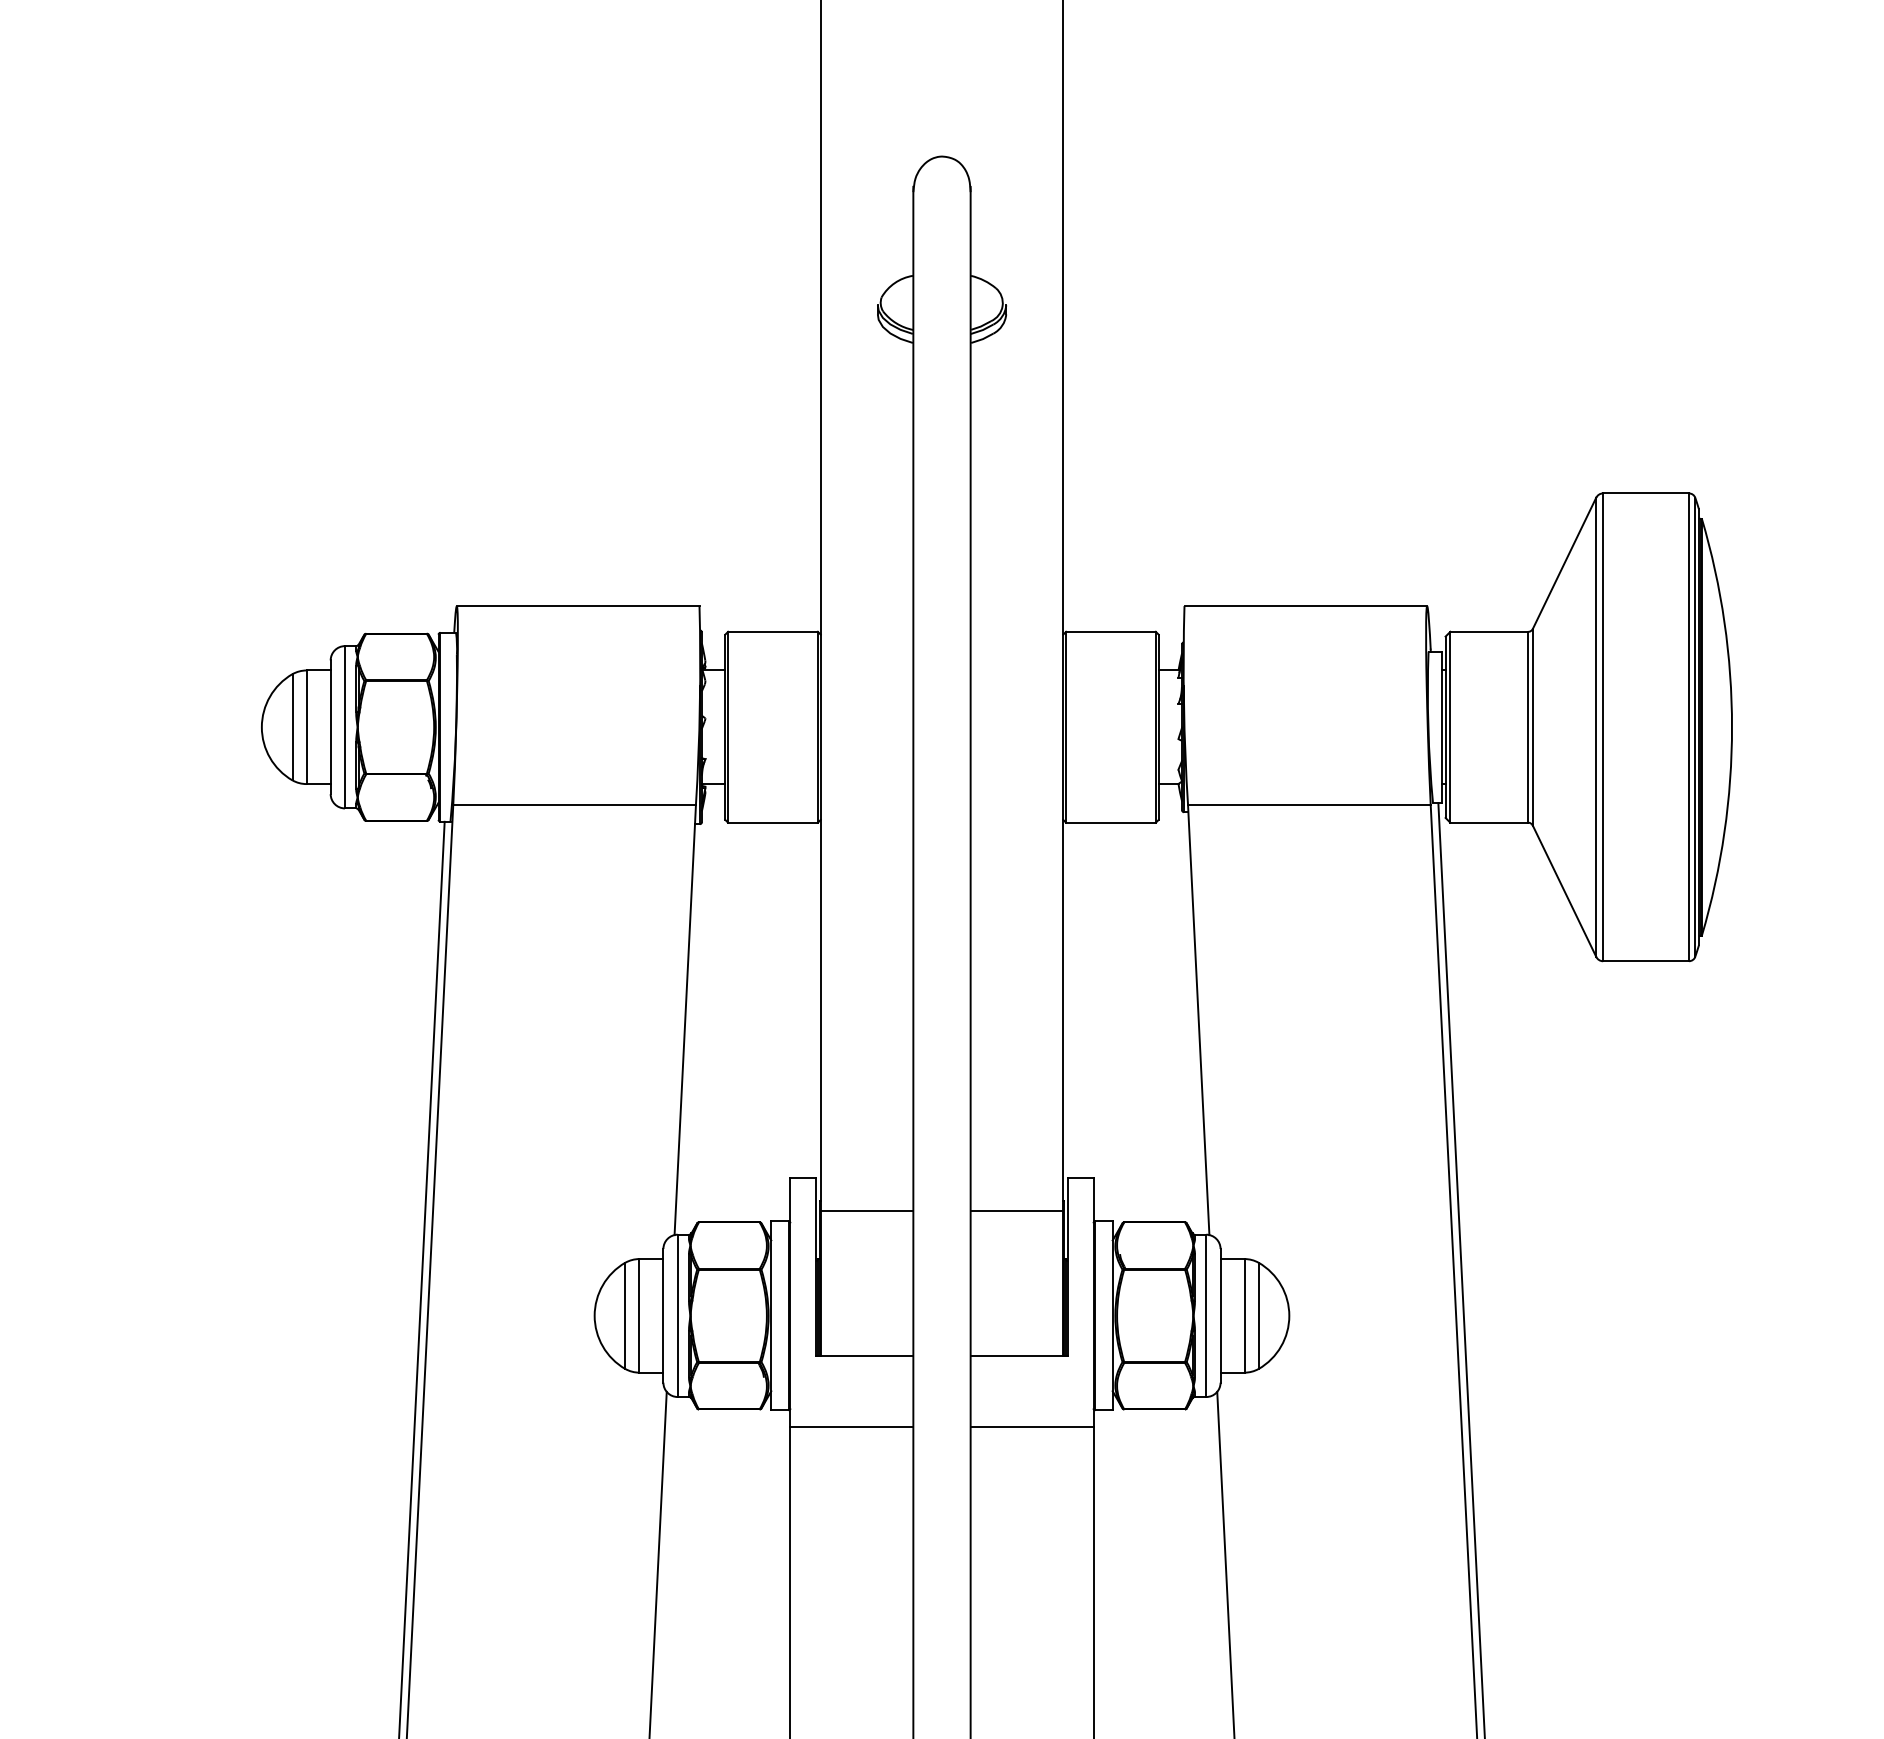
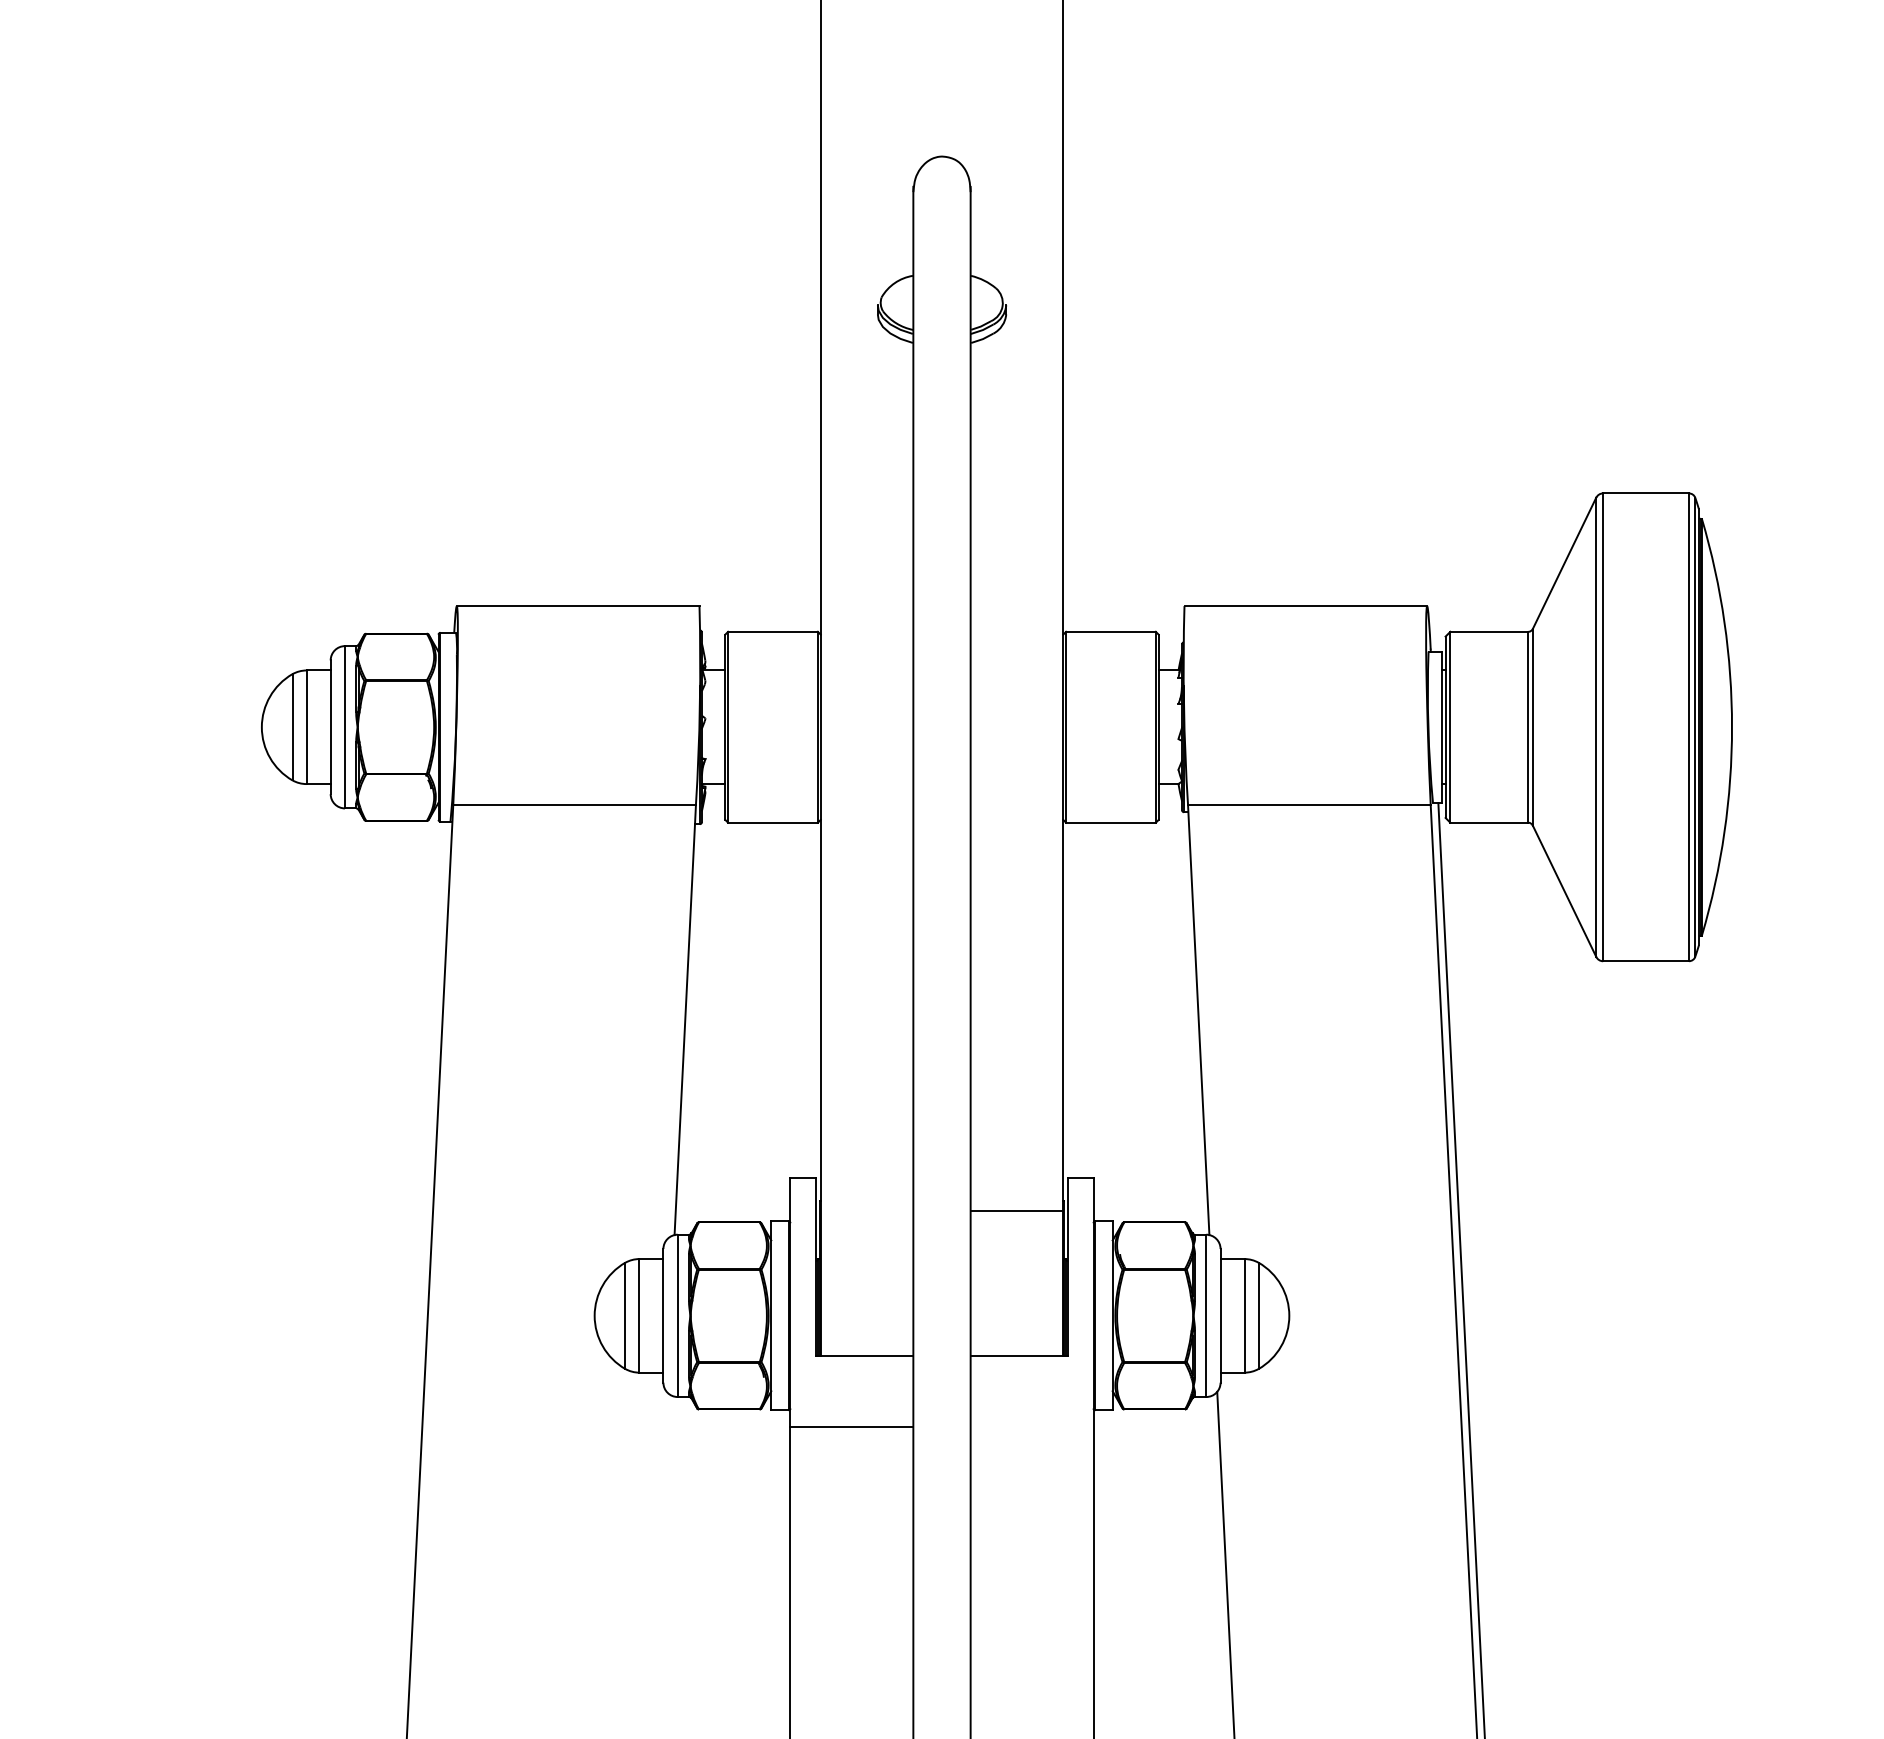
line: present -> none (866, 1210)
line: present -> none (421, 1278)
line: present -> none (1031, 1427)
line: present -> none (657, 1563)
